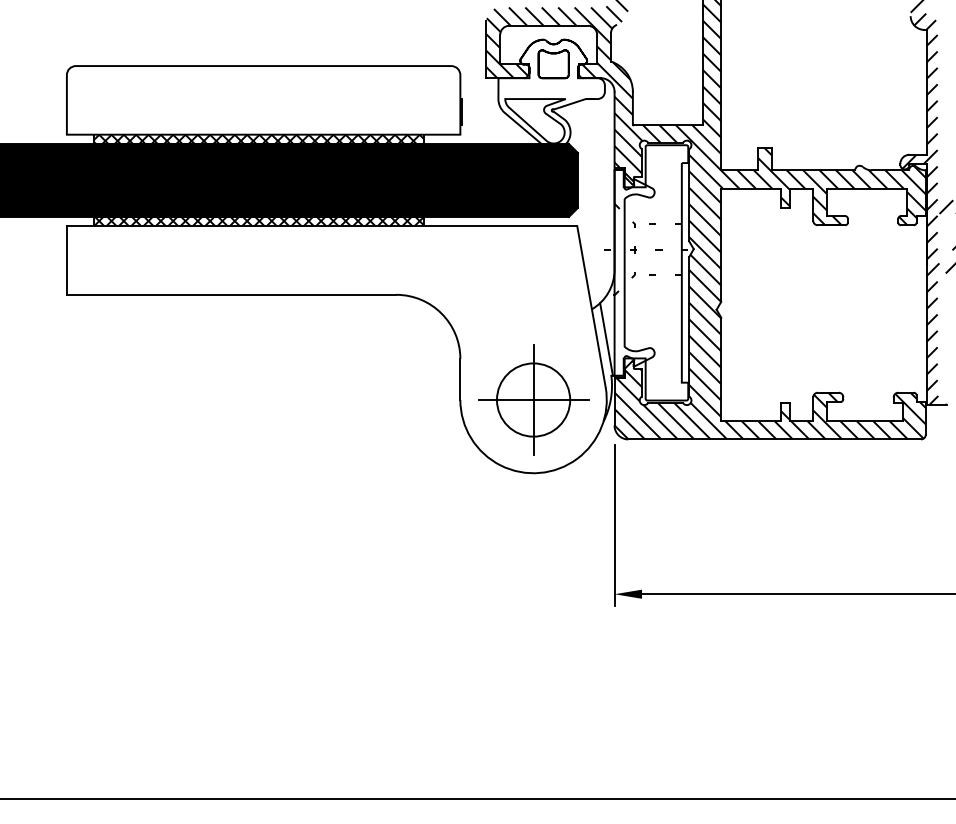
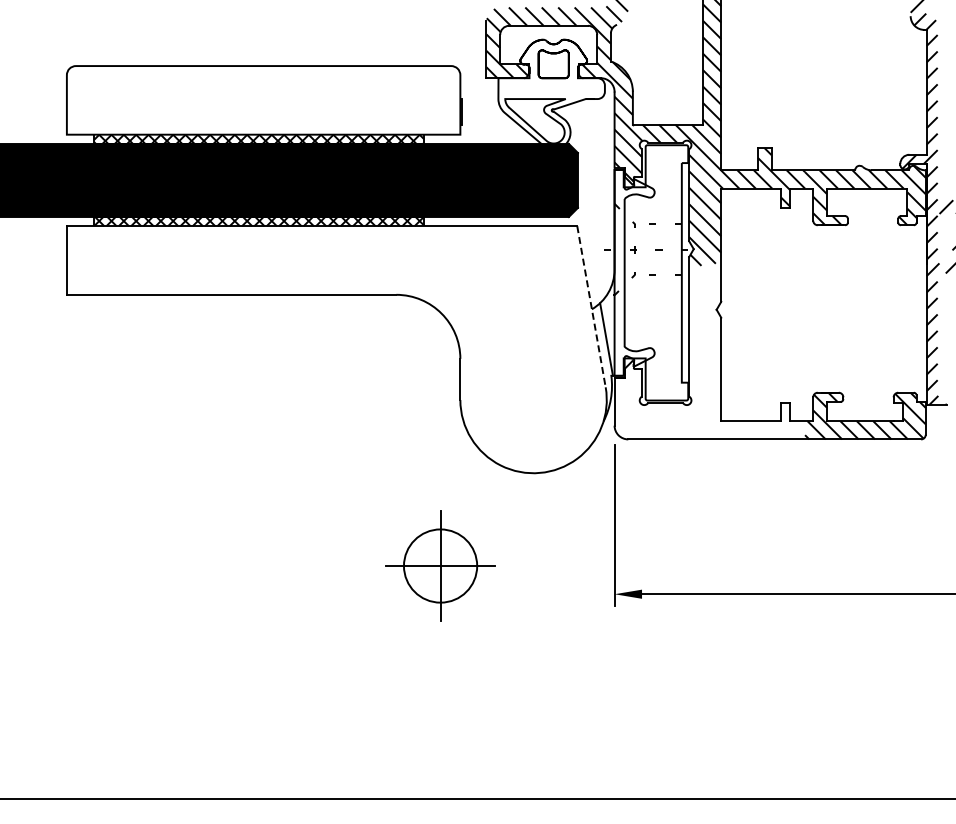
line: solid -> dashed (591, 306)
hatch: present -> none (709, 351)
part position: (533, 399) -> (440, 565) (440, 565)
